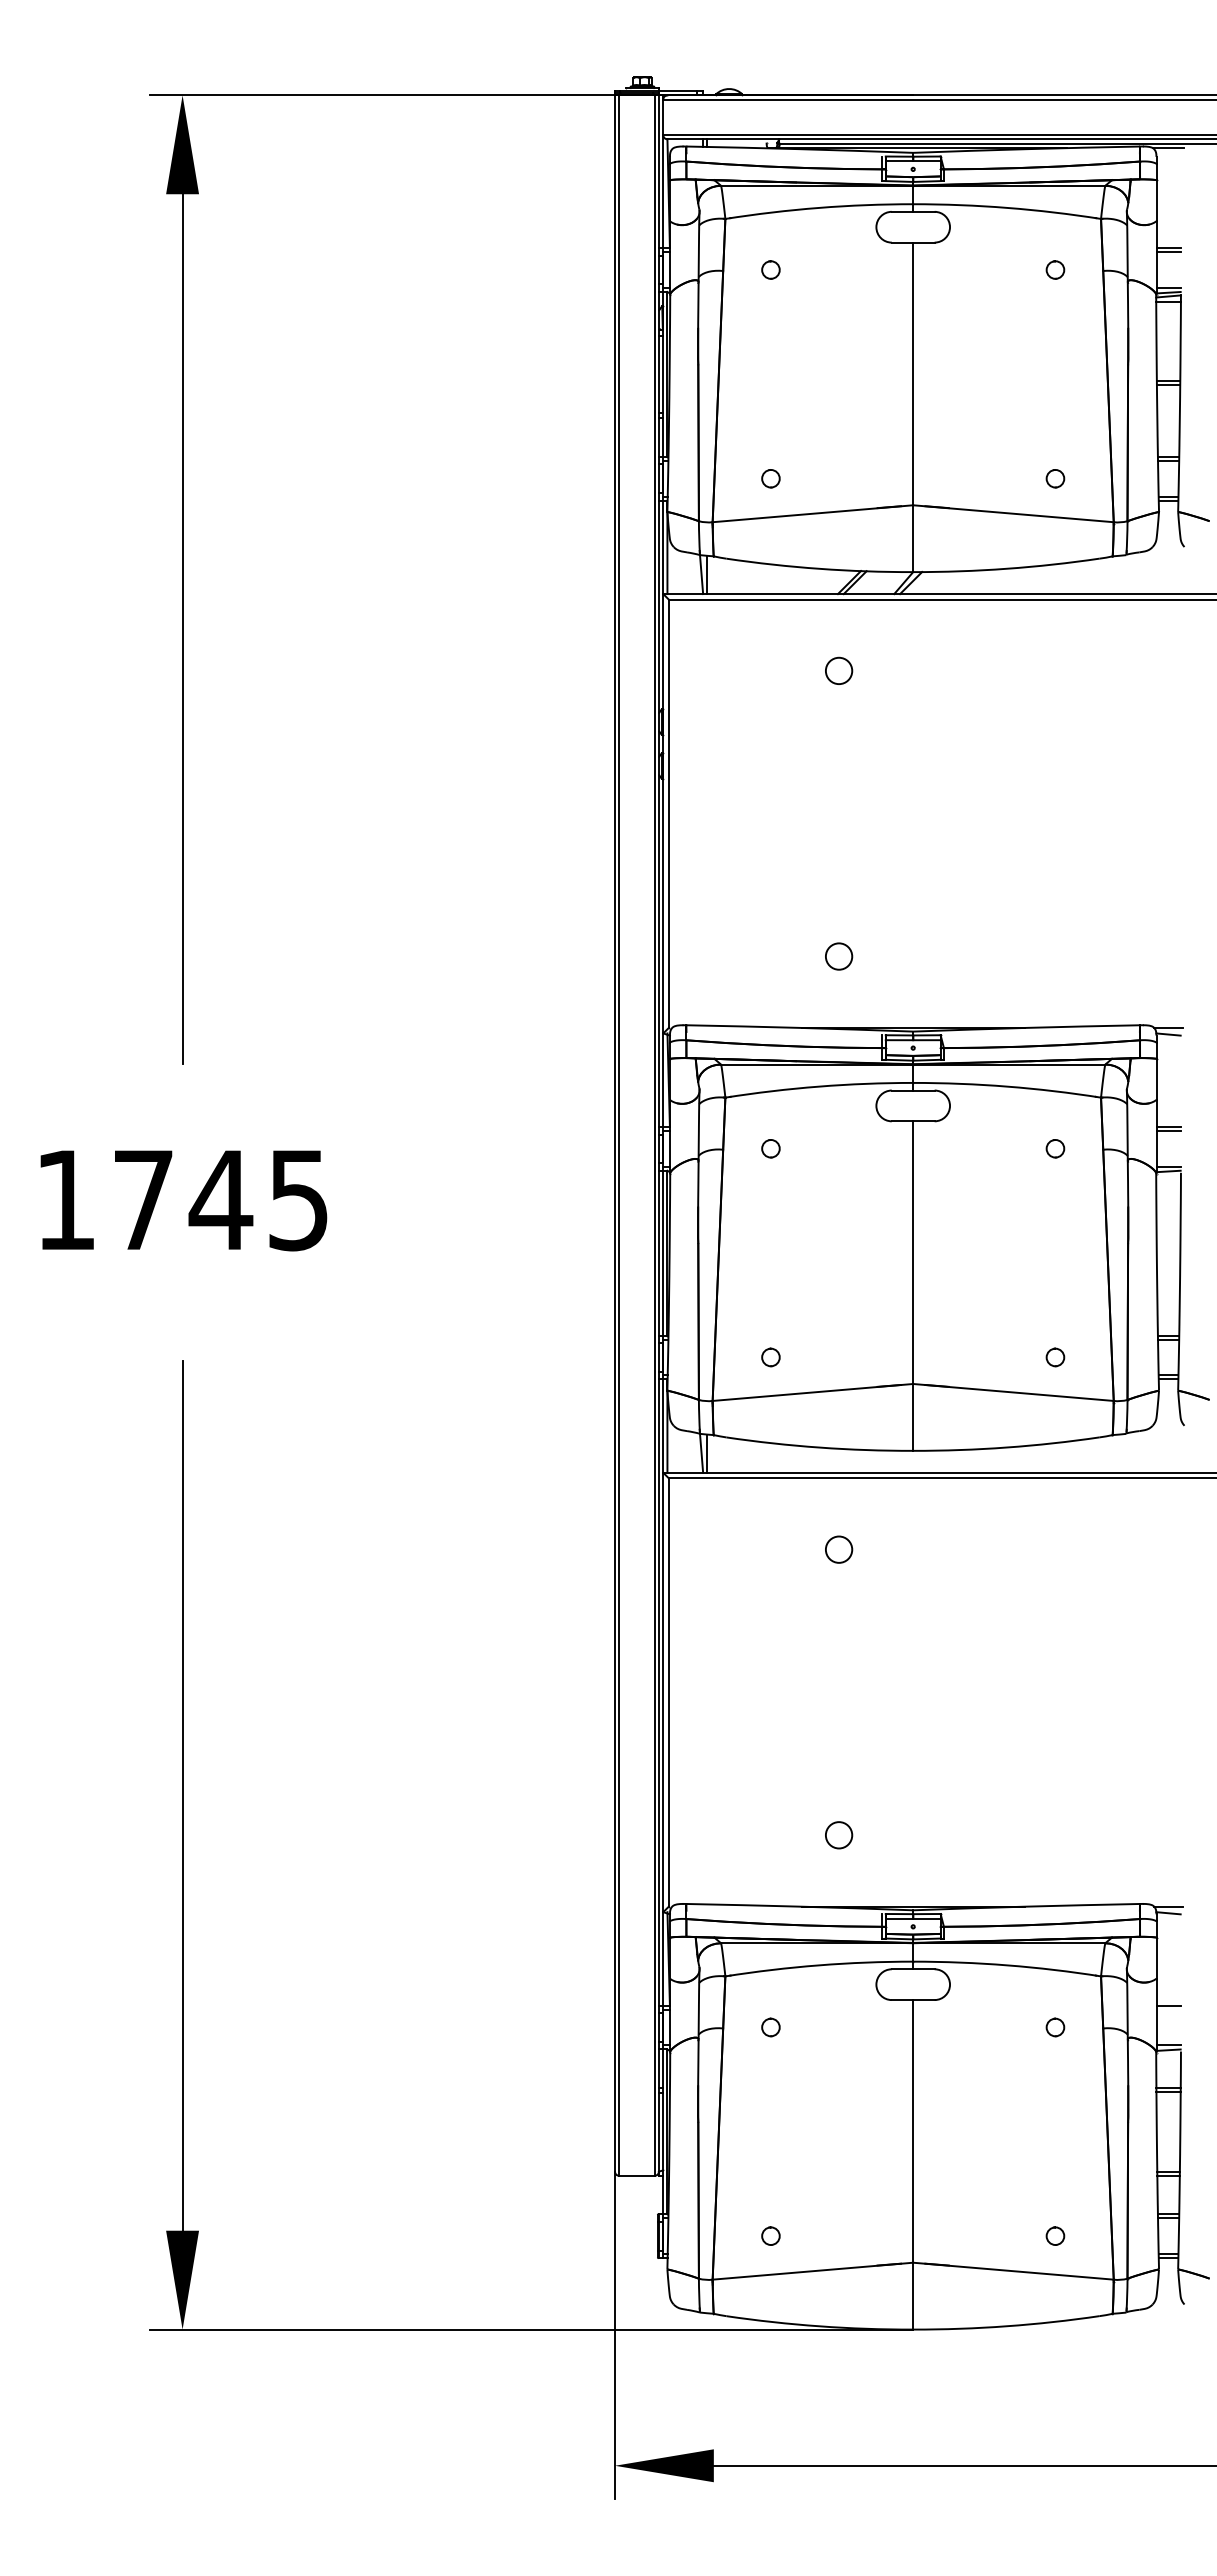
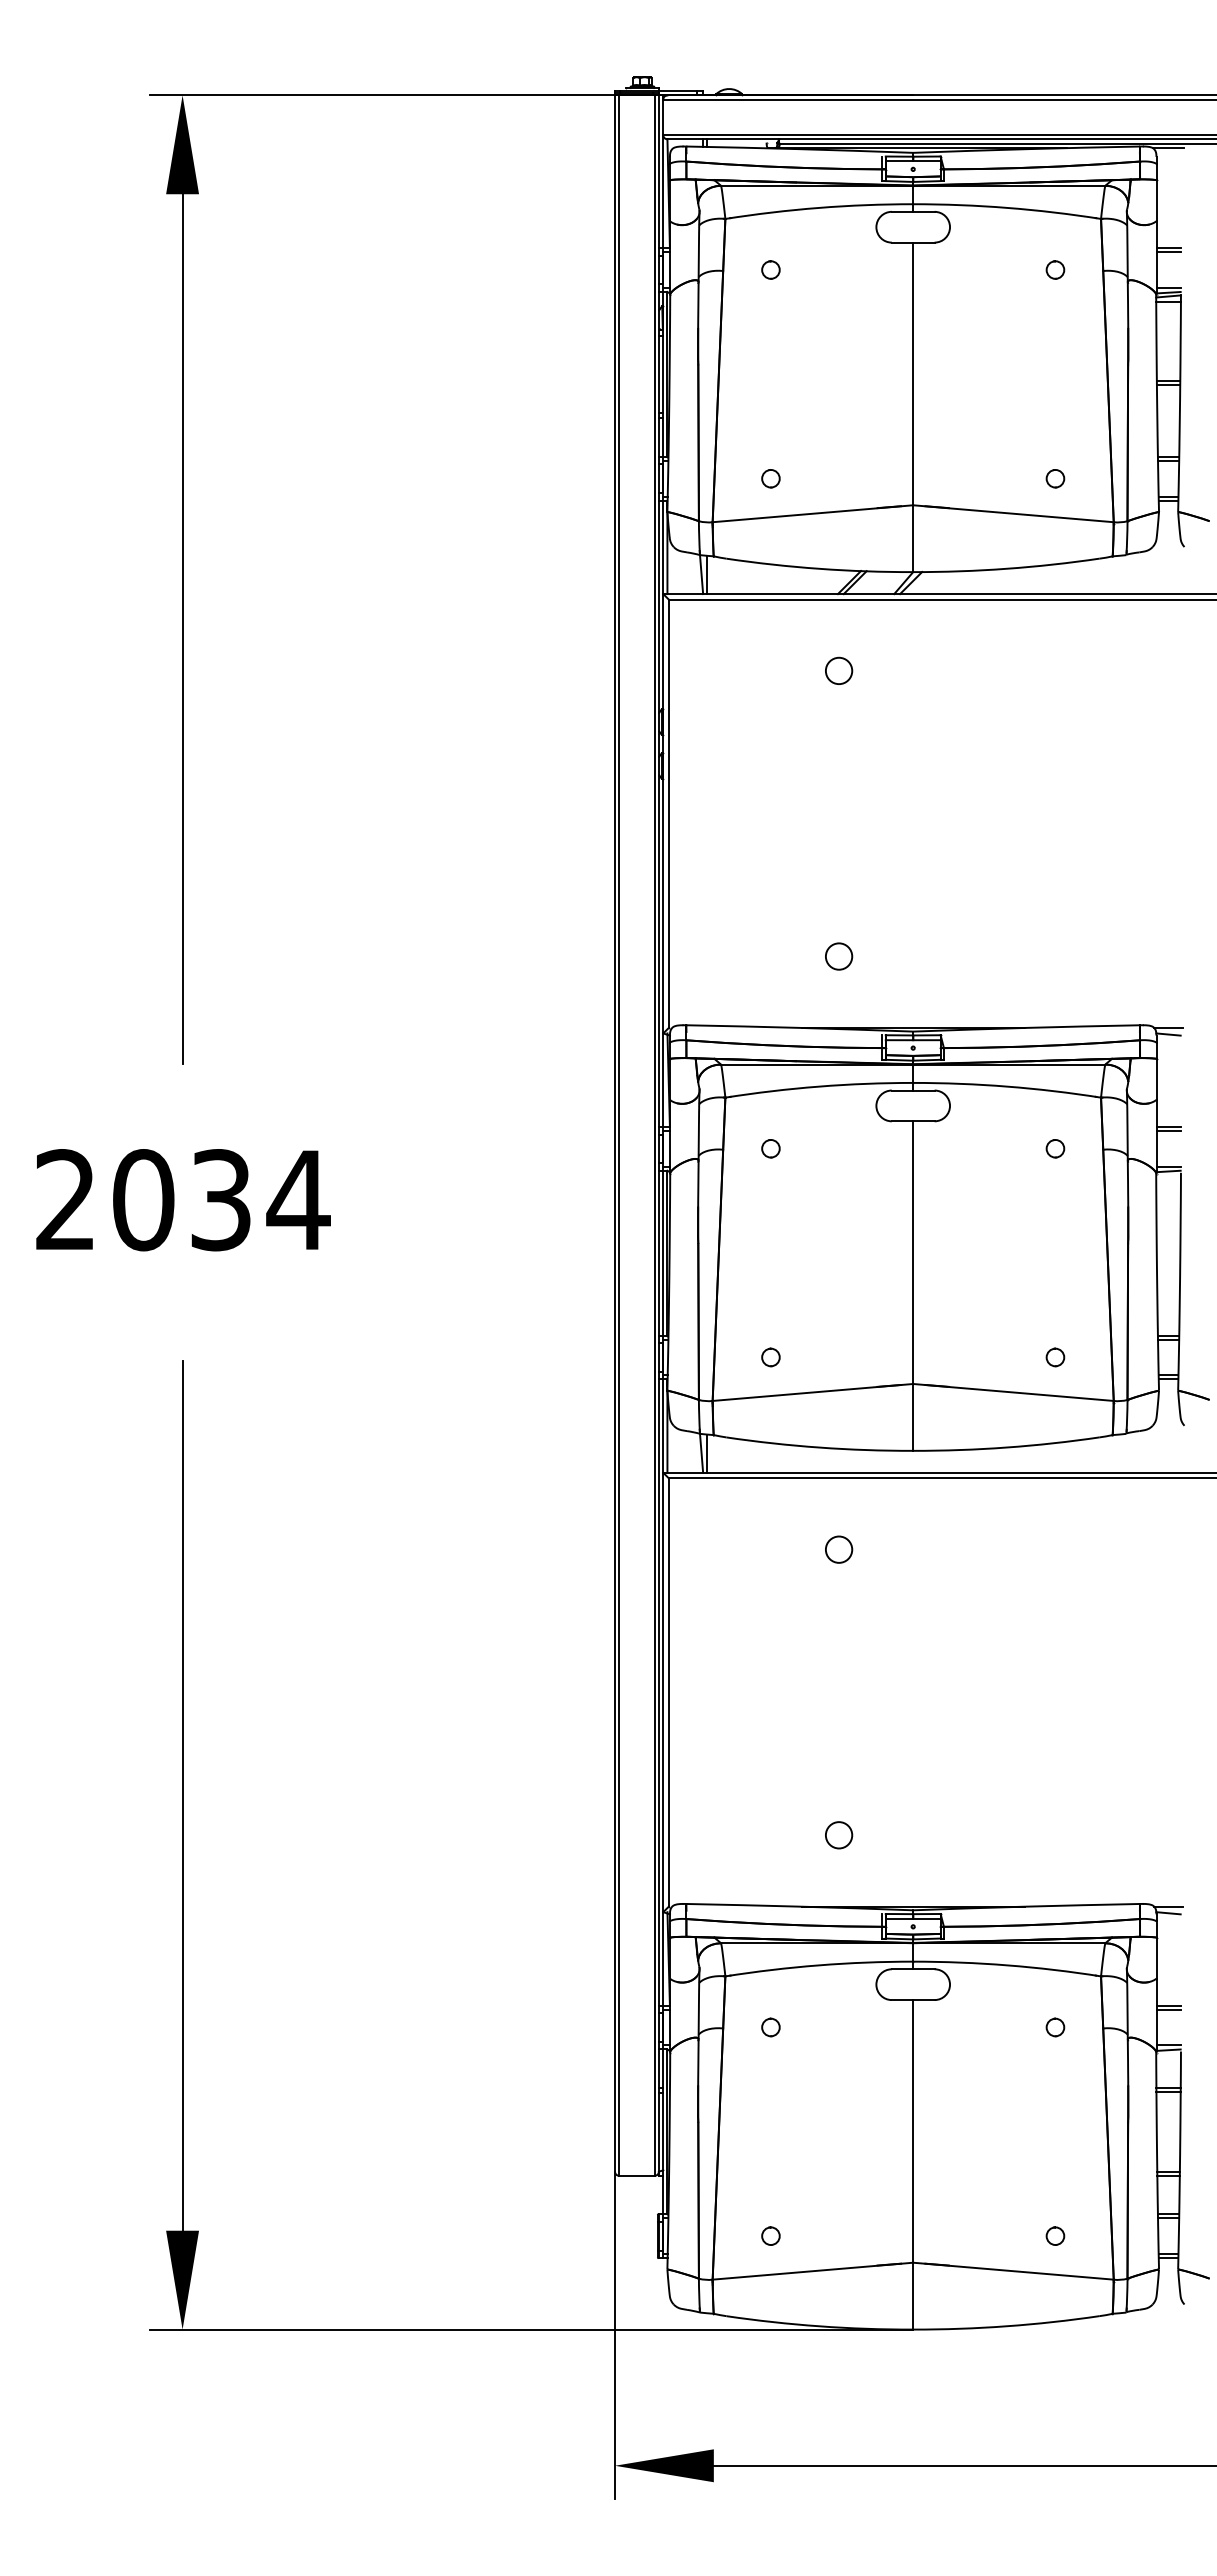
text: 1745 -> 2034 (183, 1200)
line: none -> present (1168, 2009)
